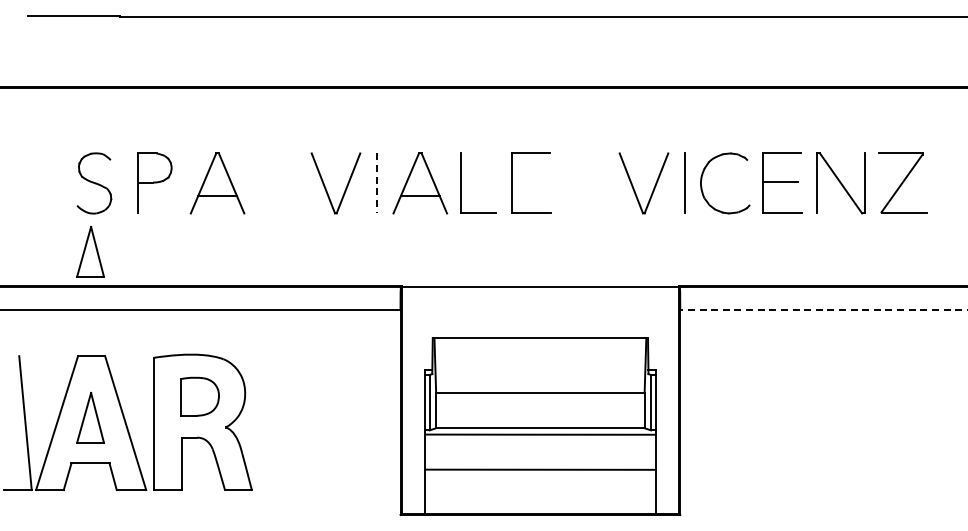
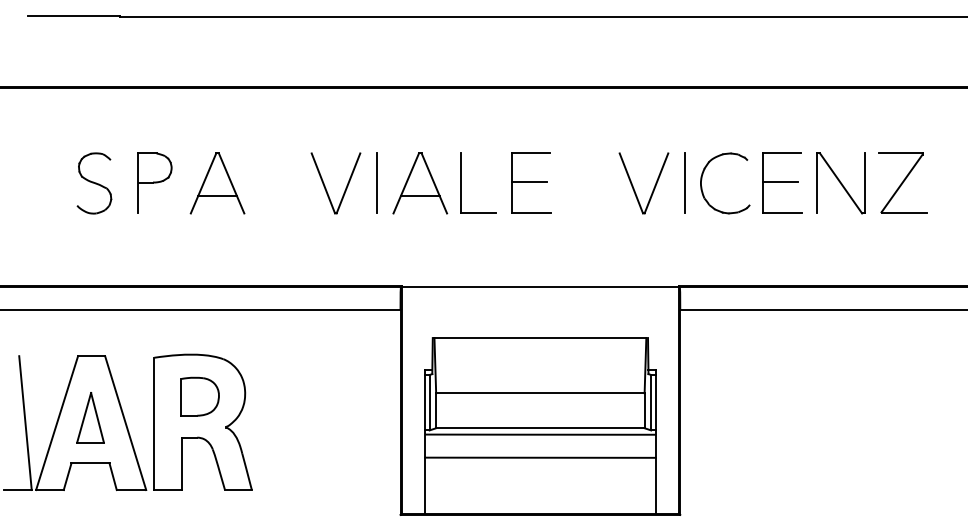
line: none -> present (529, 181)
line: dashed -> solid (376, 183)
part: present -> none (90, 251)
line: dashed -> solid (823, 309)
line position: (540, 469) -> (540, 457) (540, 457)
